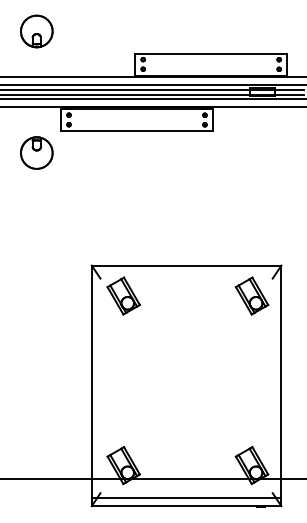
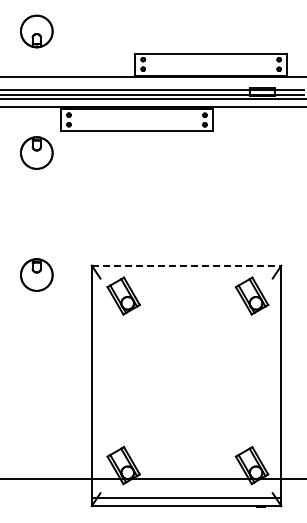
line: present -> none (152, 85)
line: solid -> dashed (186, 265)
part: none -> present (36, 274)
